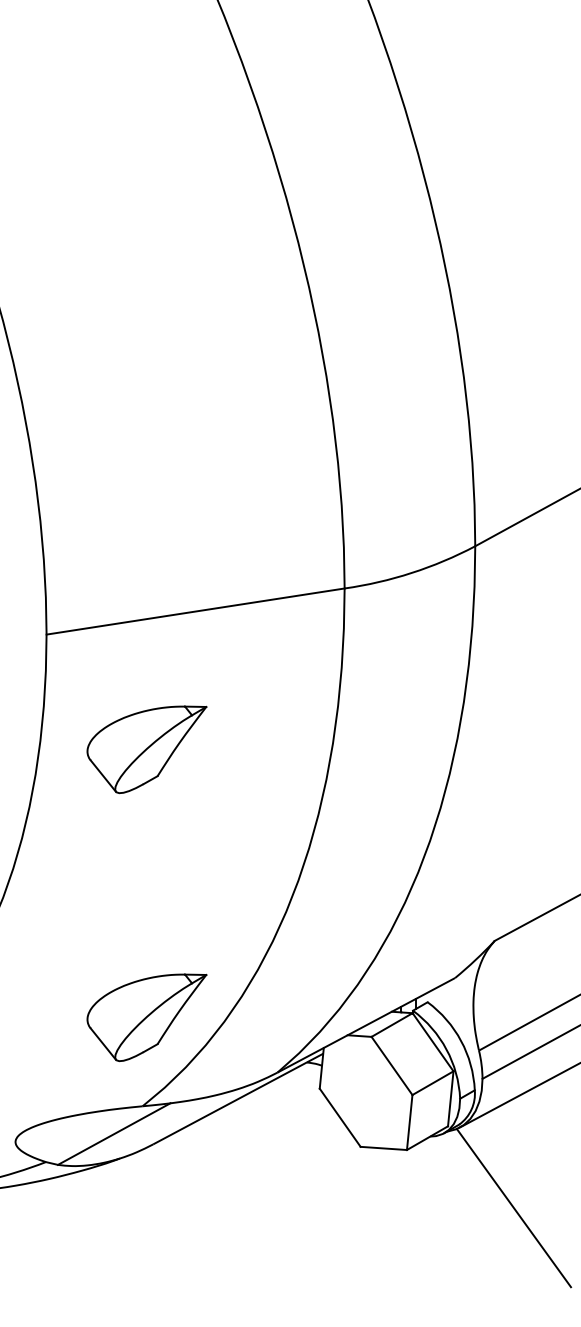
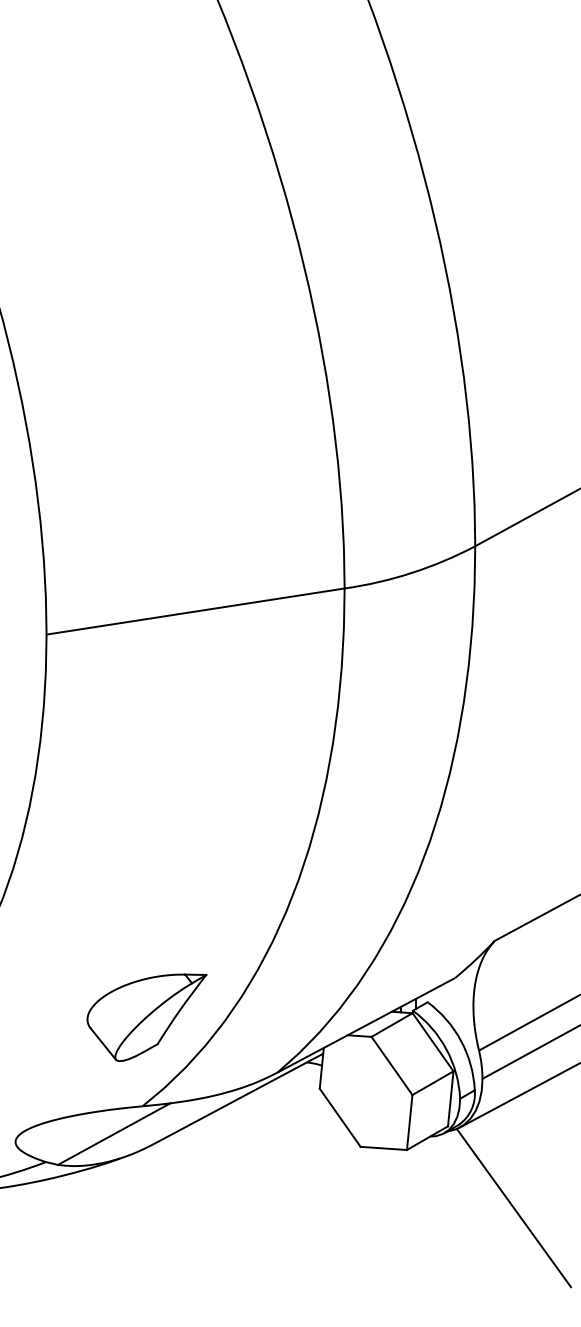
part: present -> none (146, 749)
